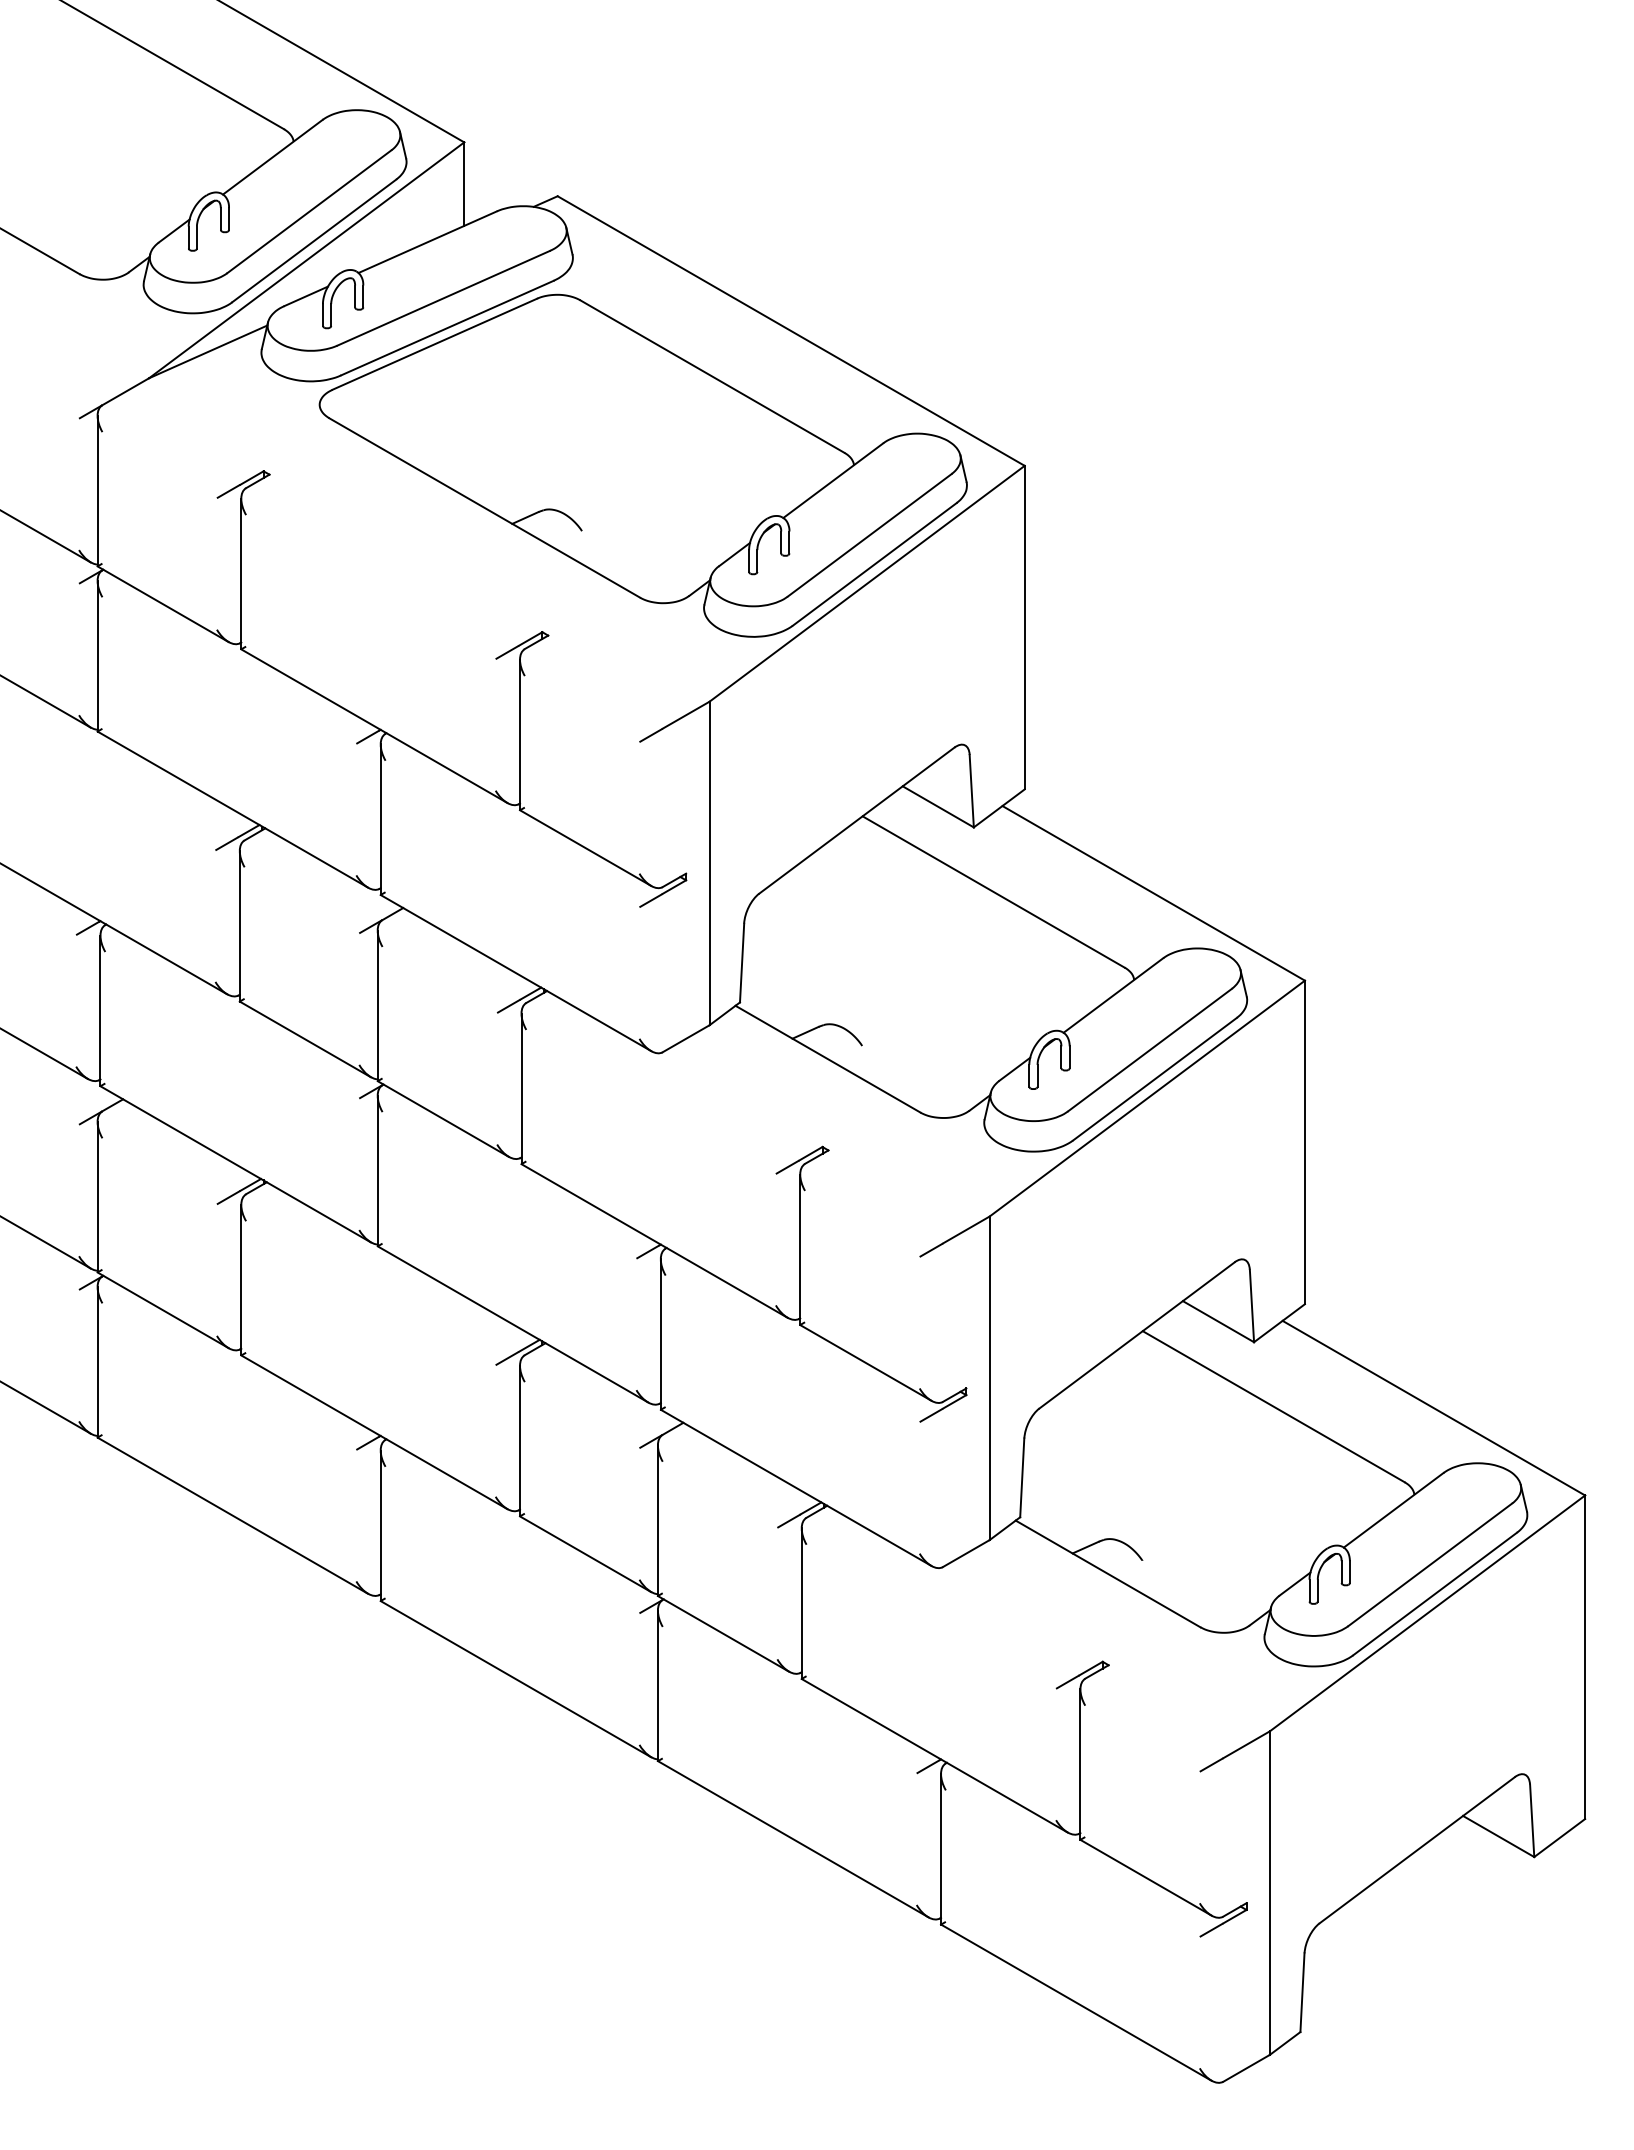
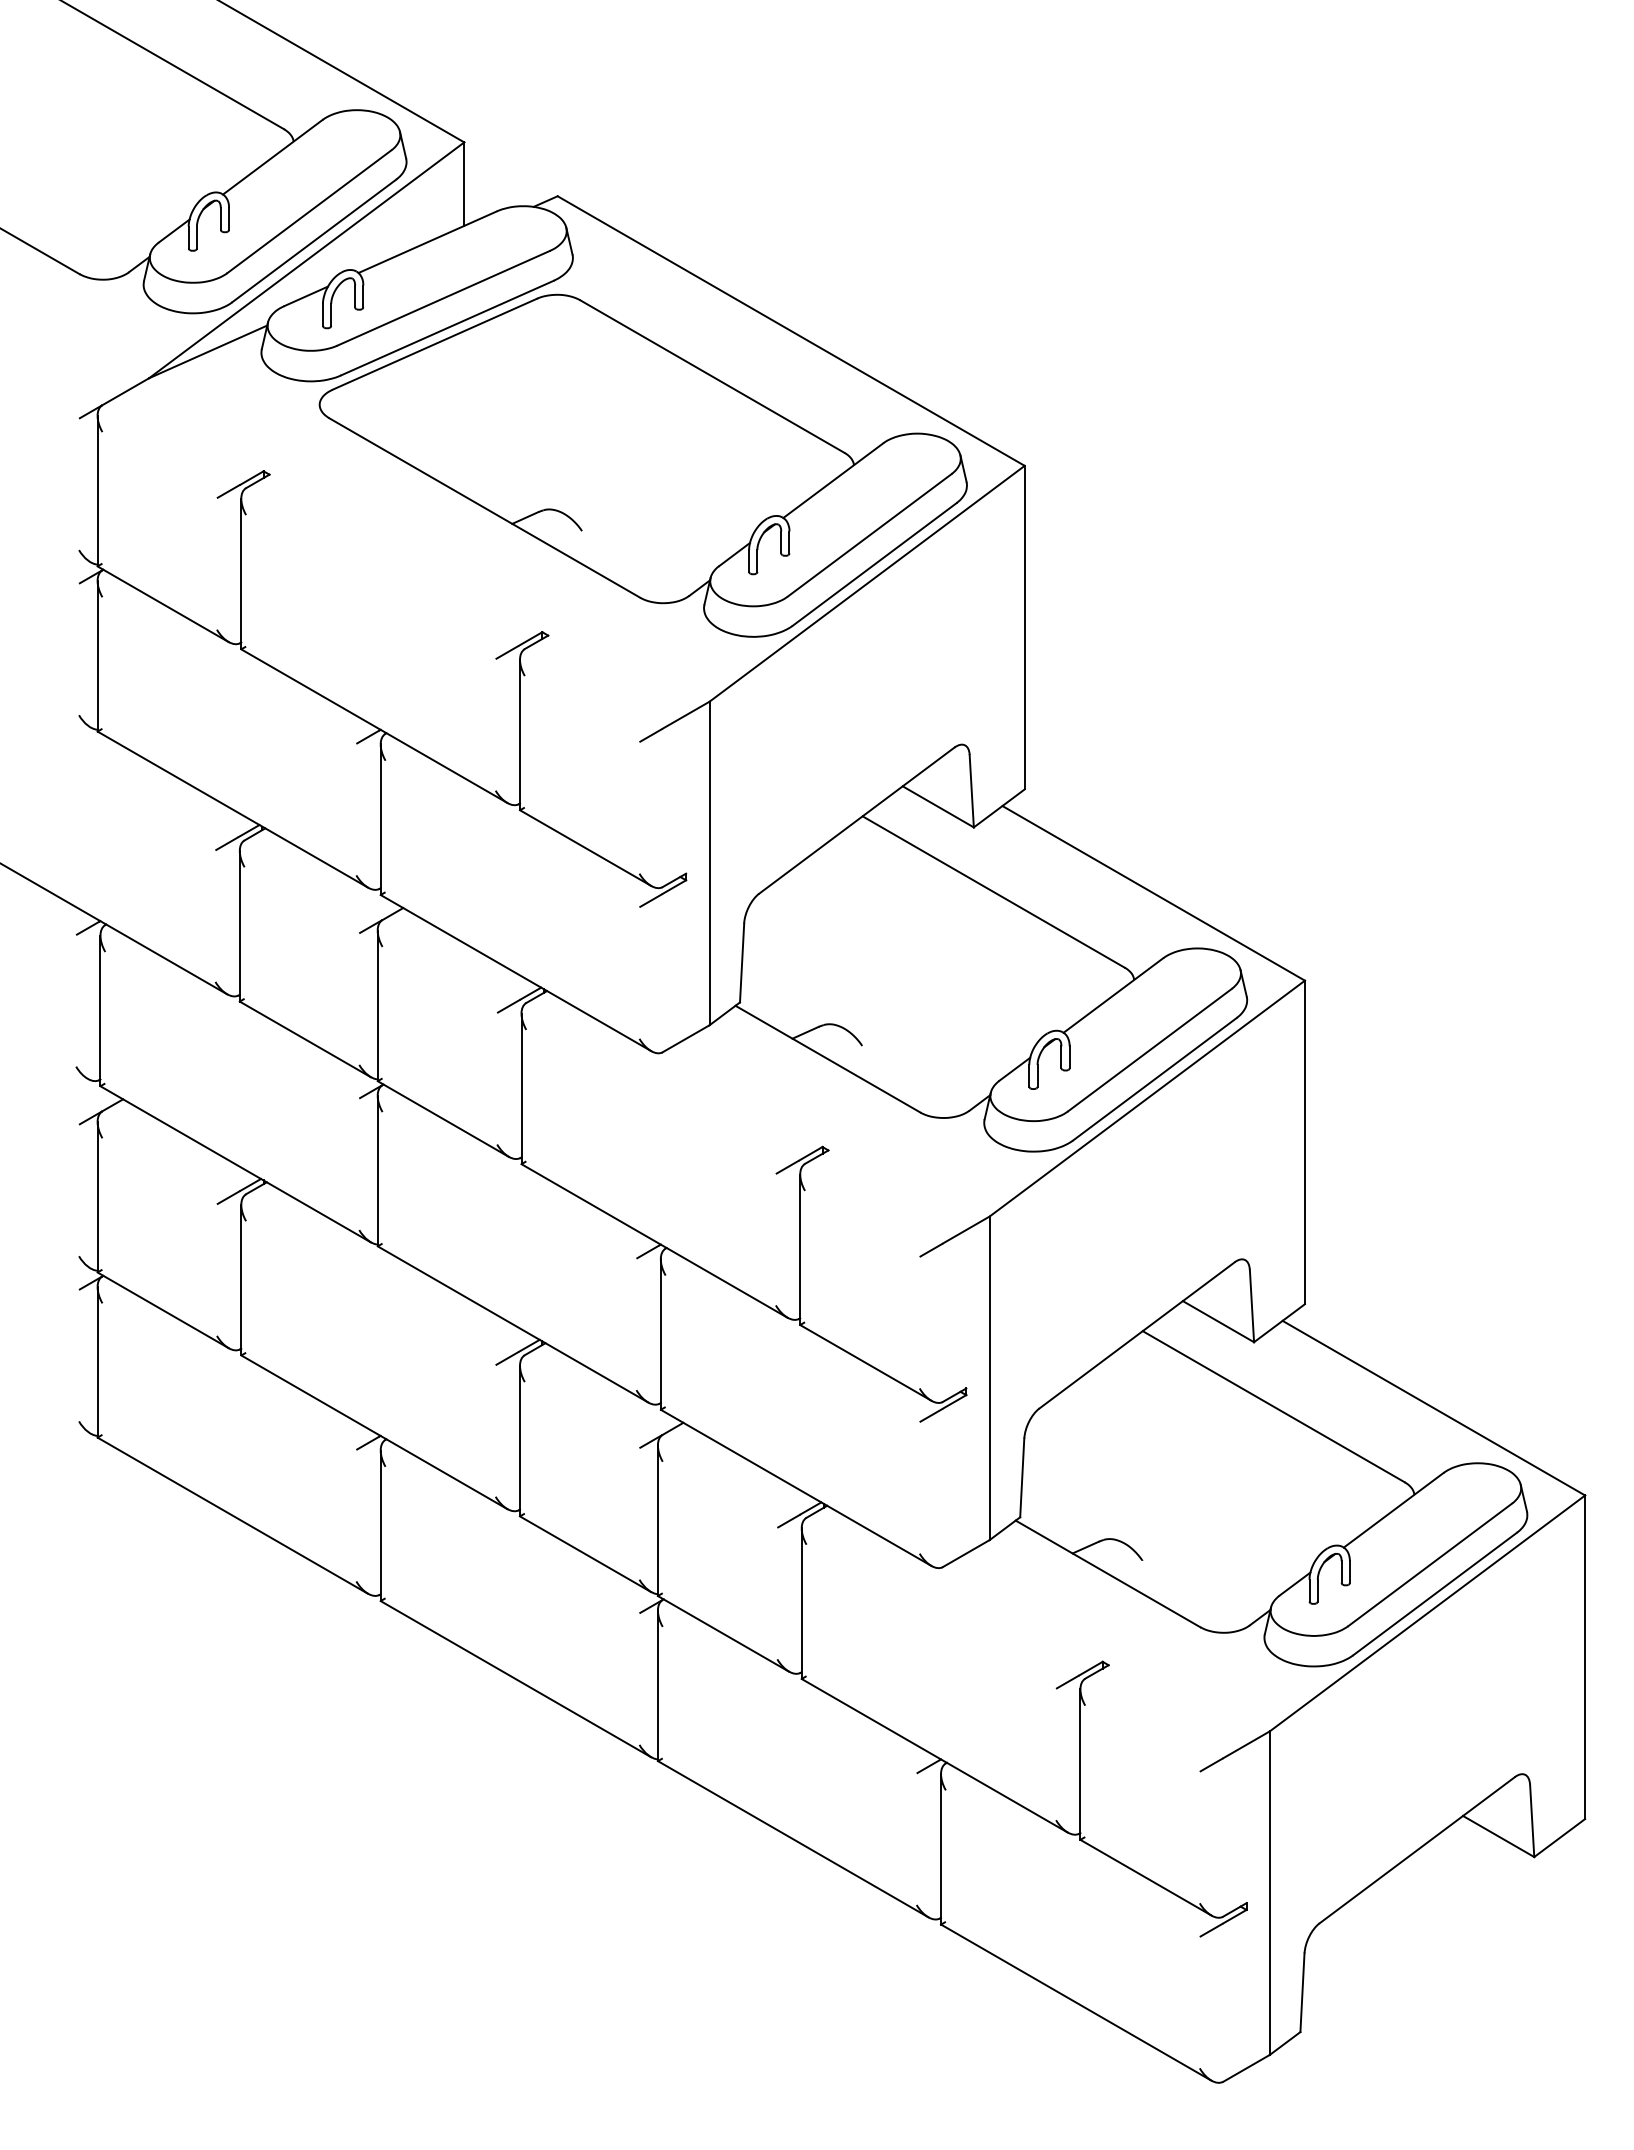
line: present -> none (46, 536)
line: present -> none (46, 701)
line: present -> none (44, 1053)
line: present -> none (46, 1242)
line: present -> none (46, 1407)
